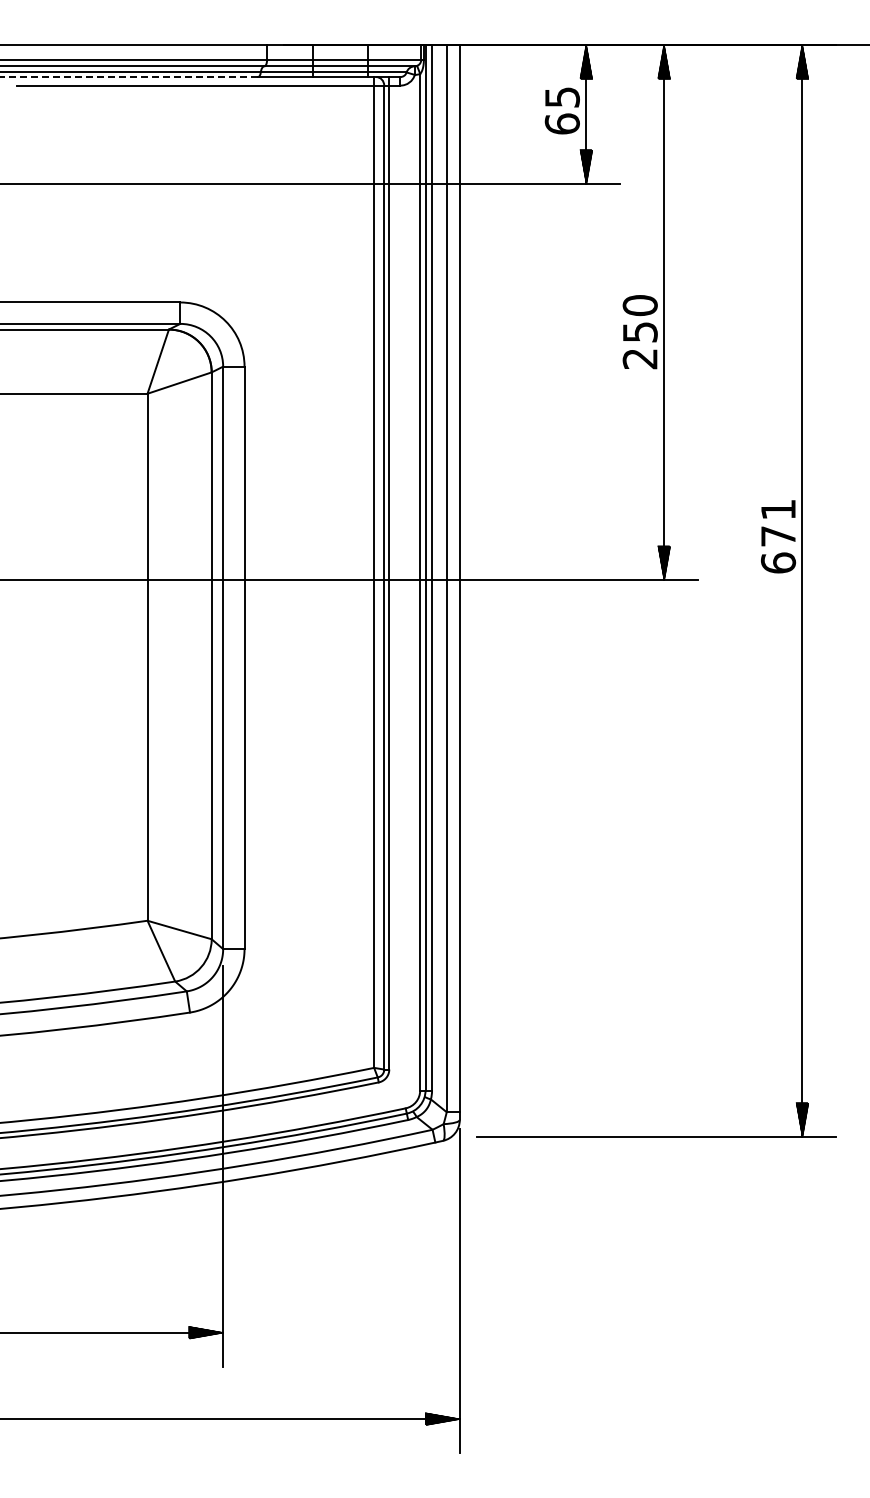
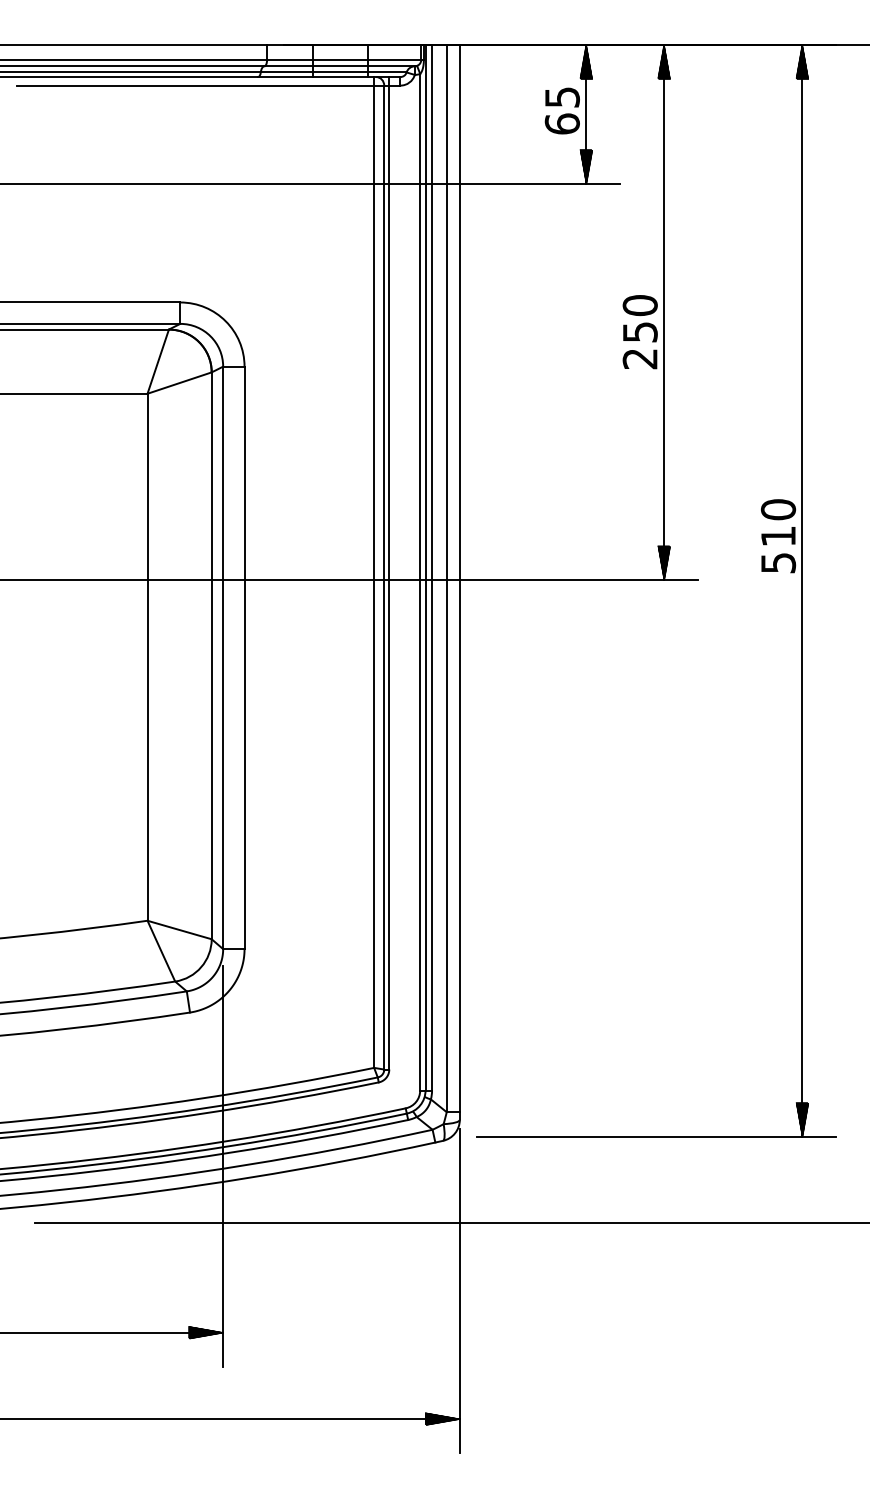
line: dashed -> solid (129, 77)
text: 671 -> 510 (778, 536)
line: none -> present (450, 1222)
